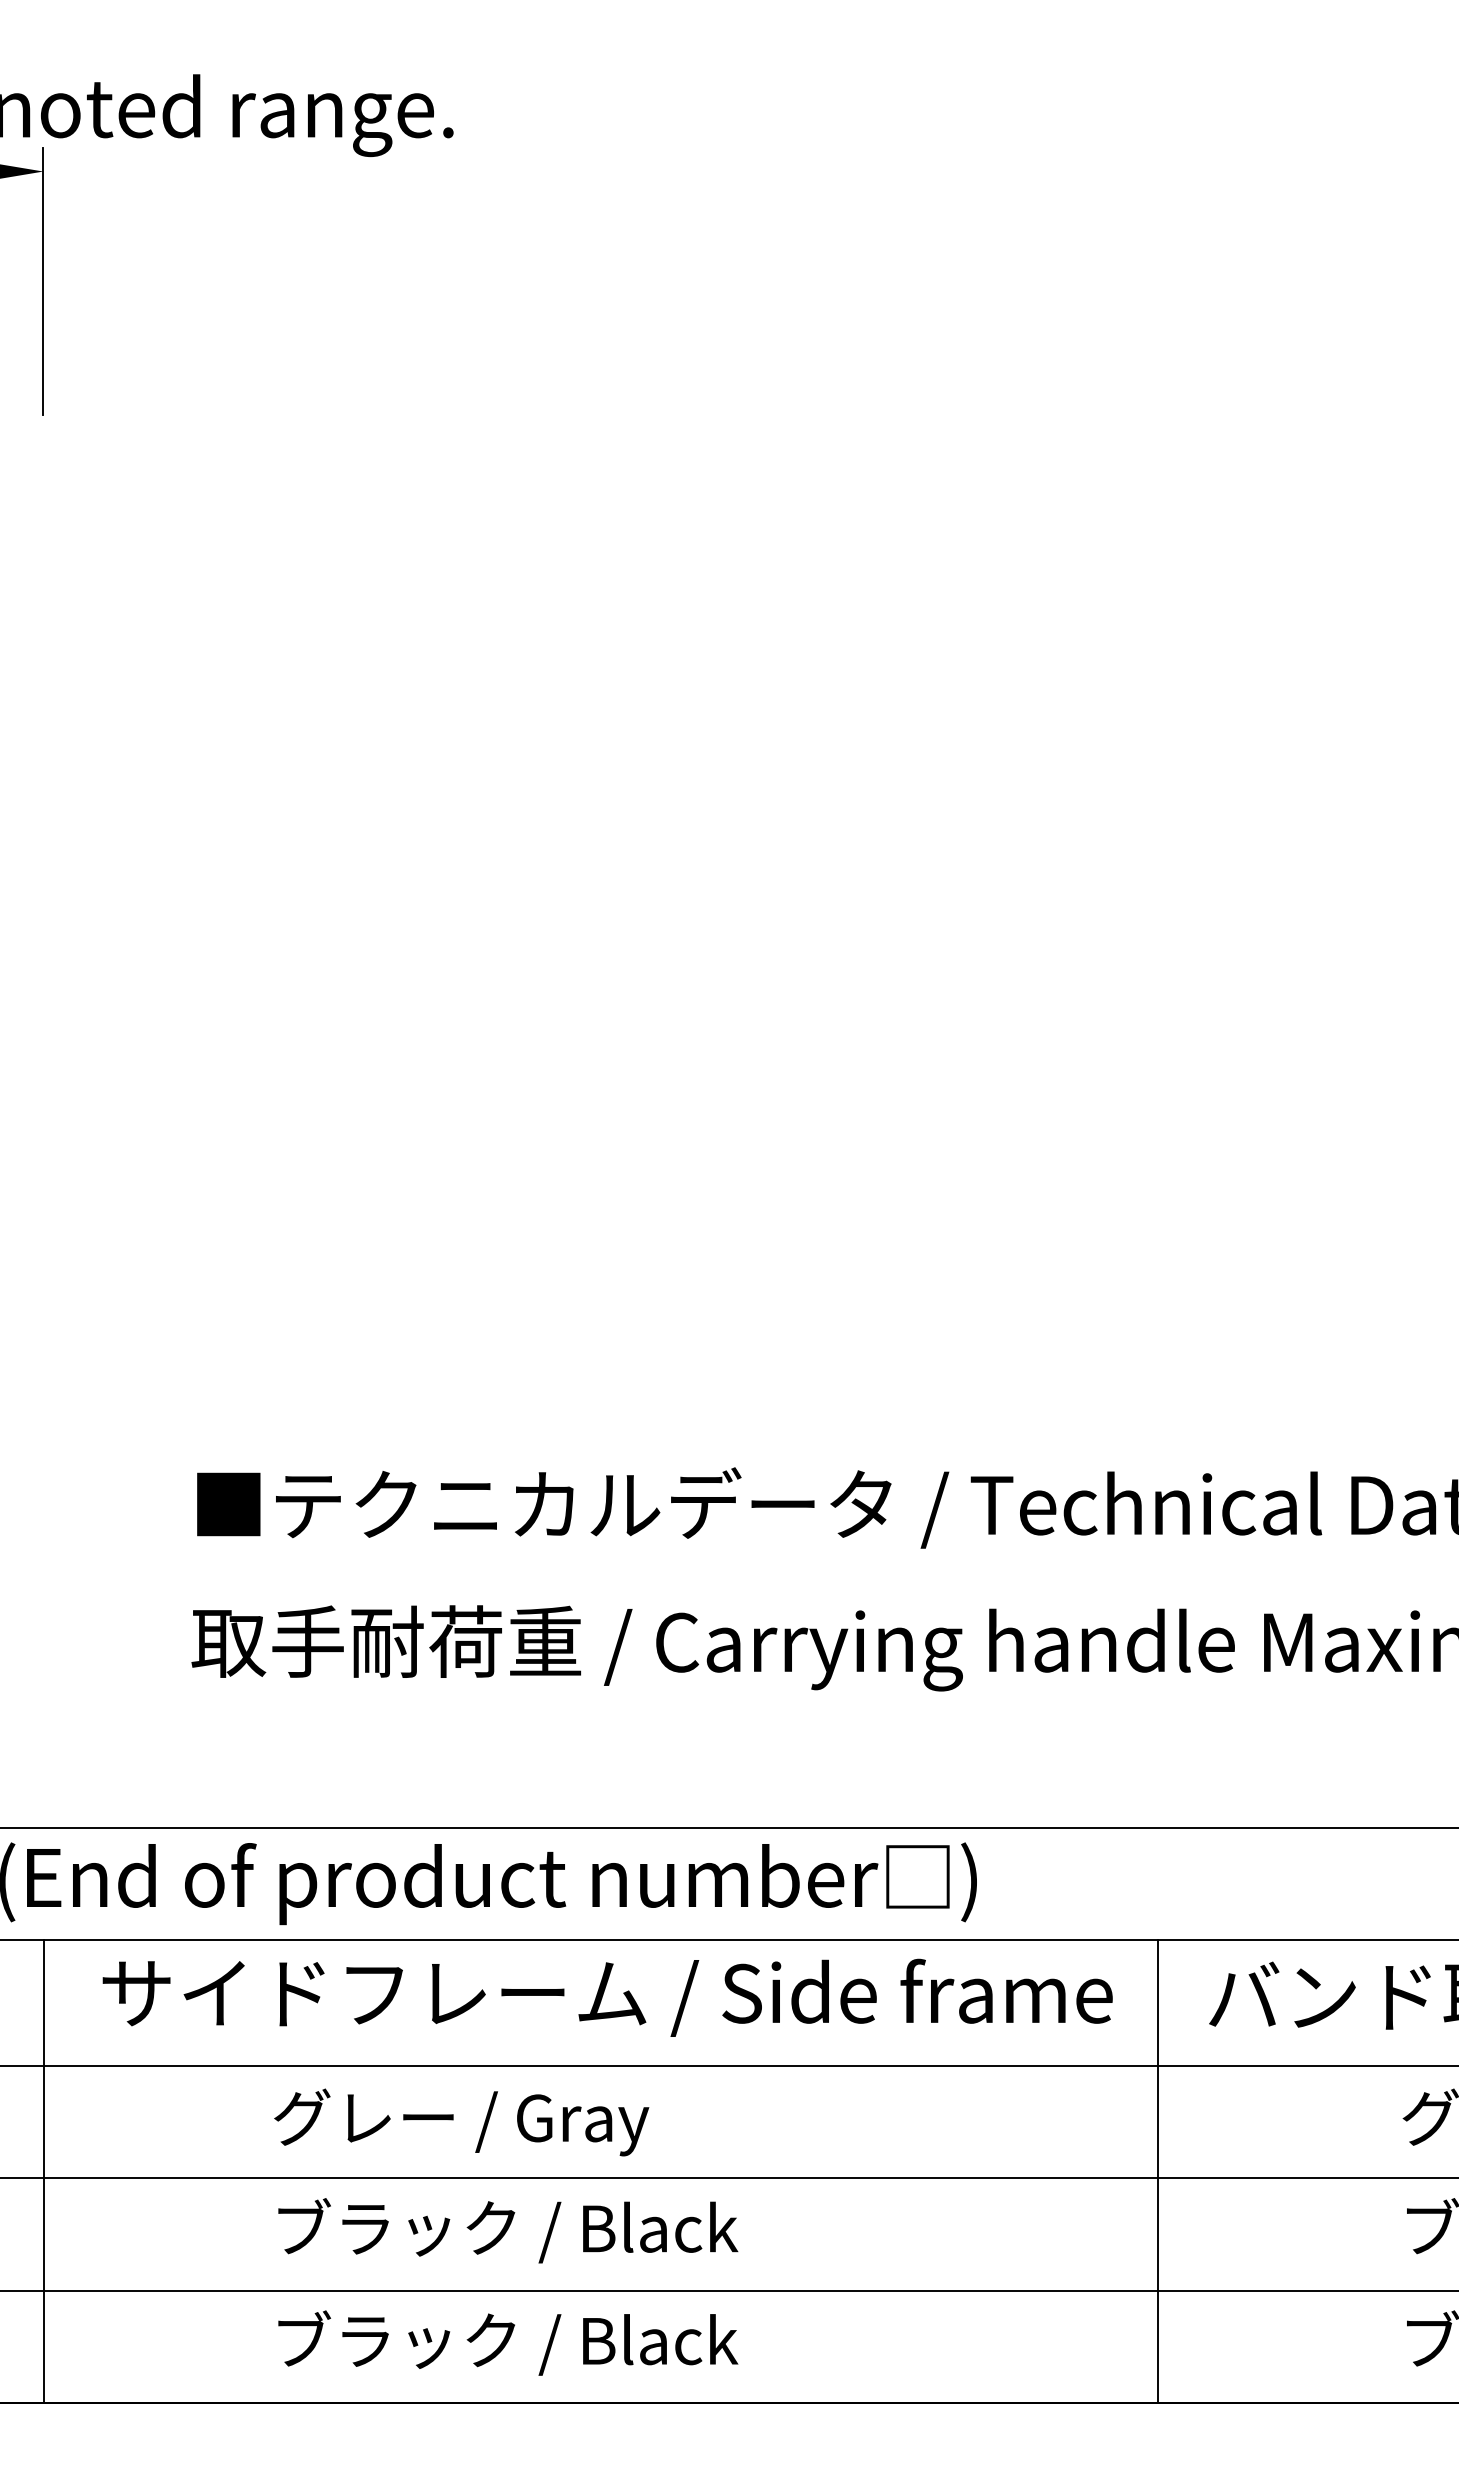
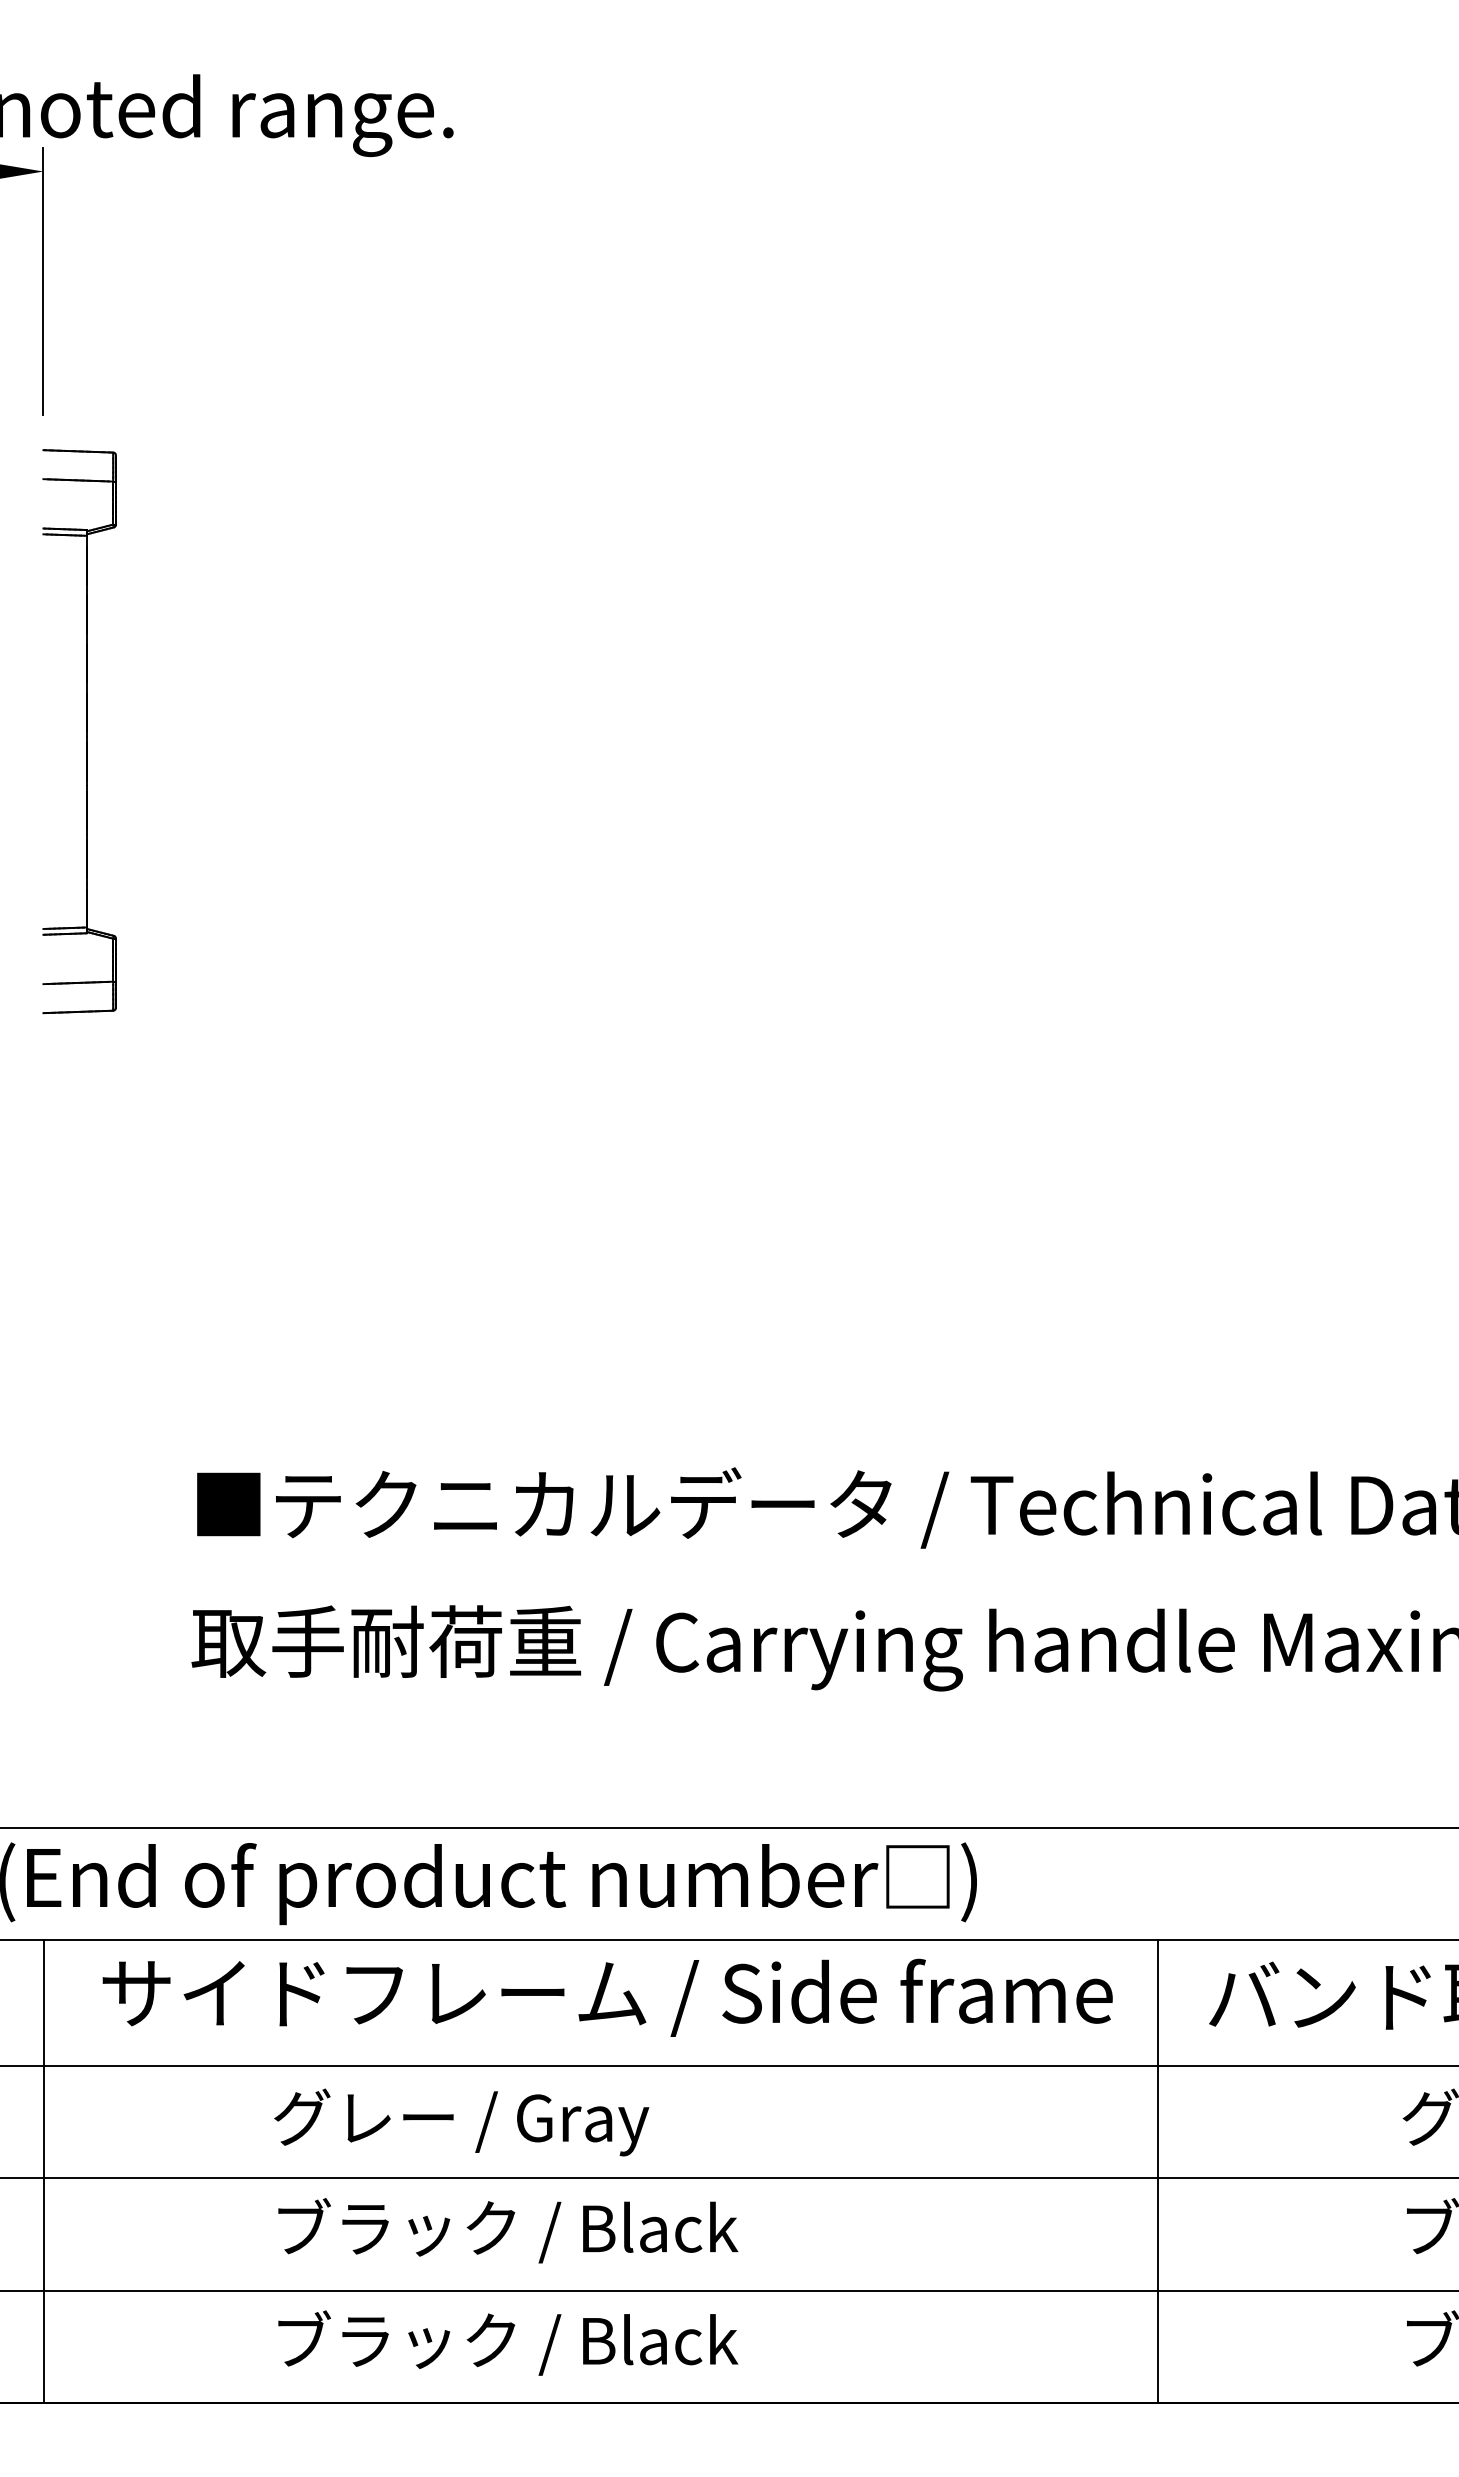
part: none -> present (86, 731)
